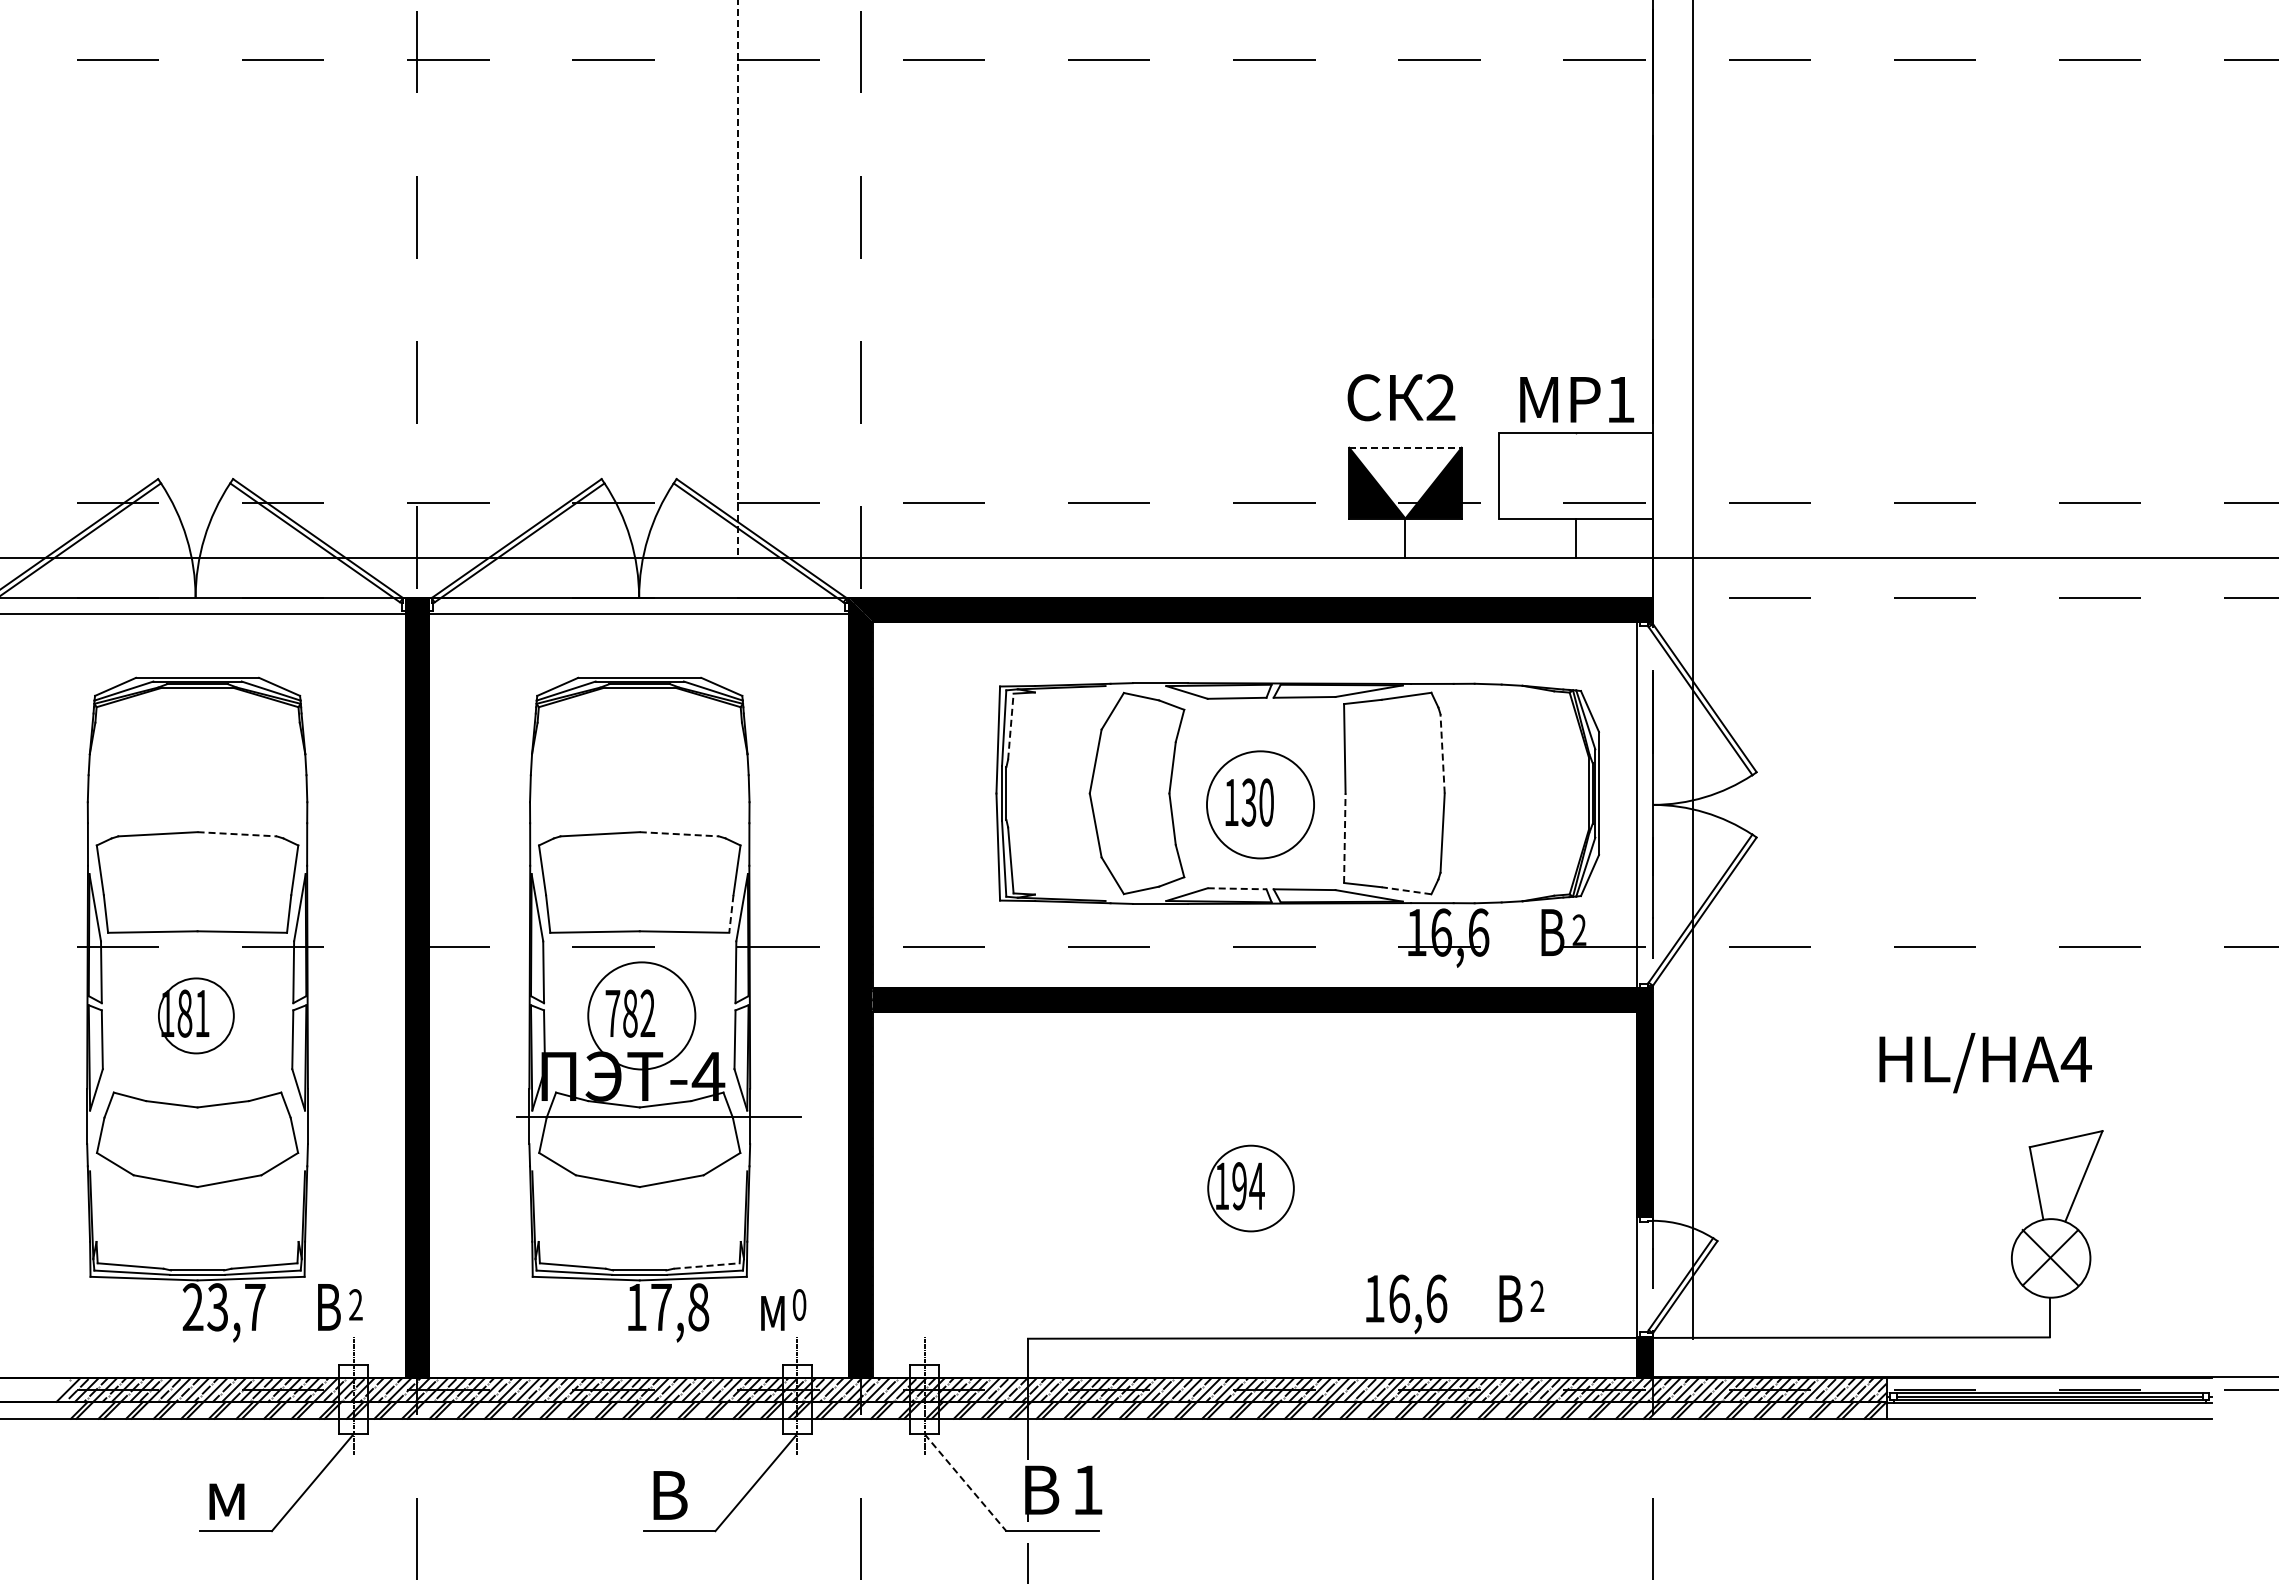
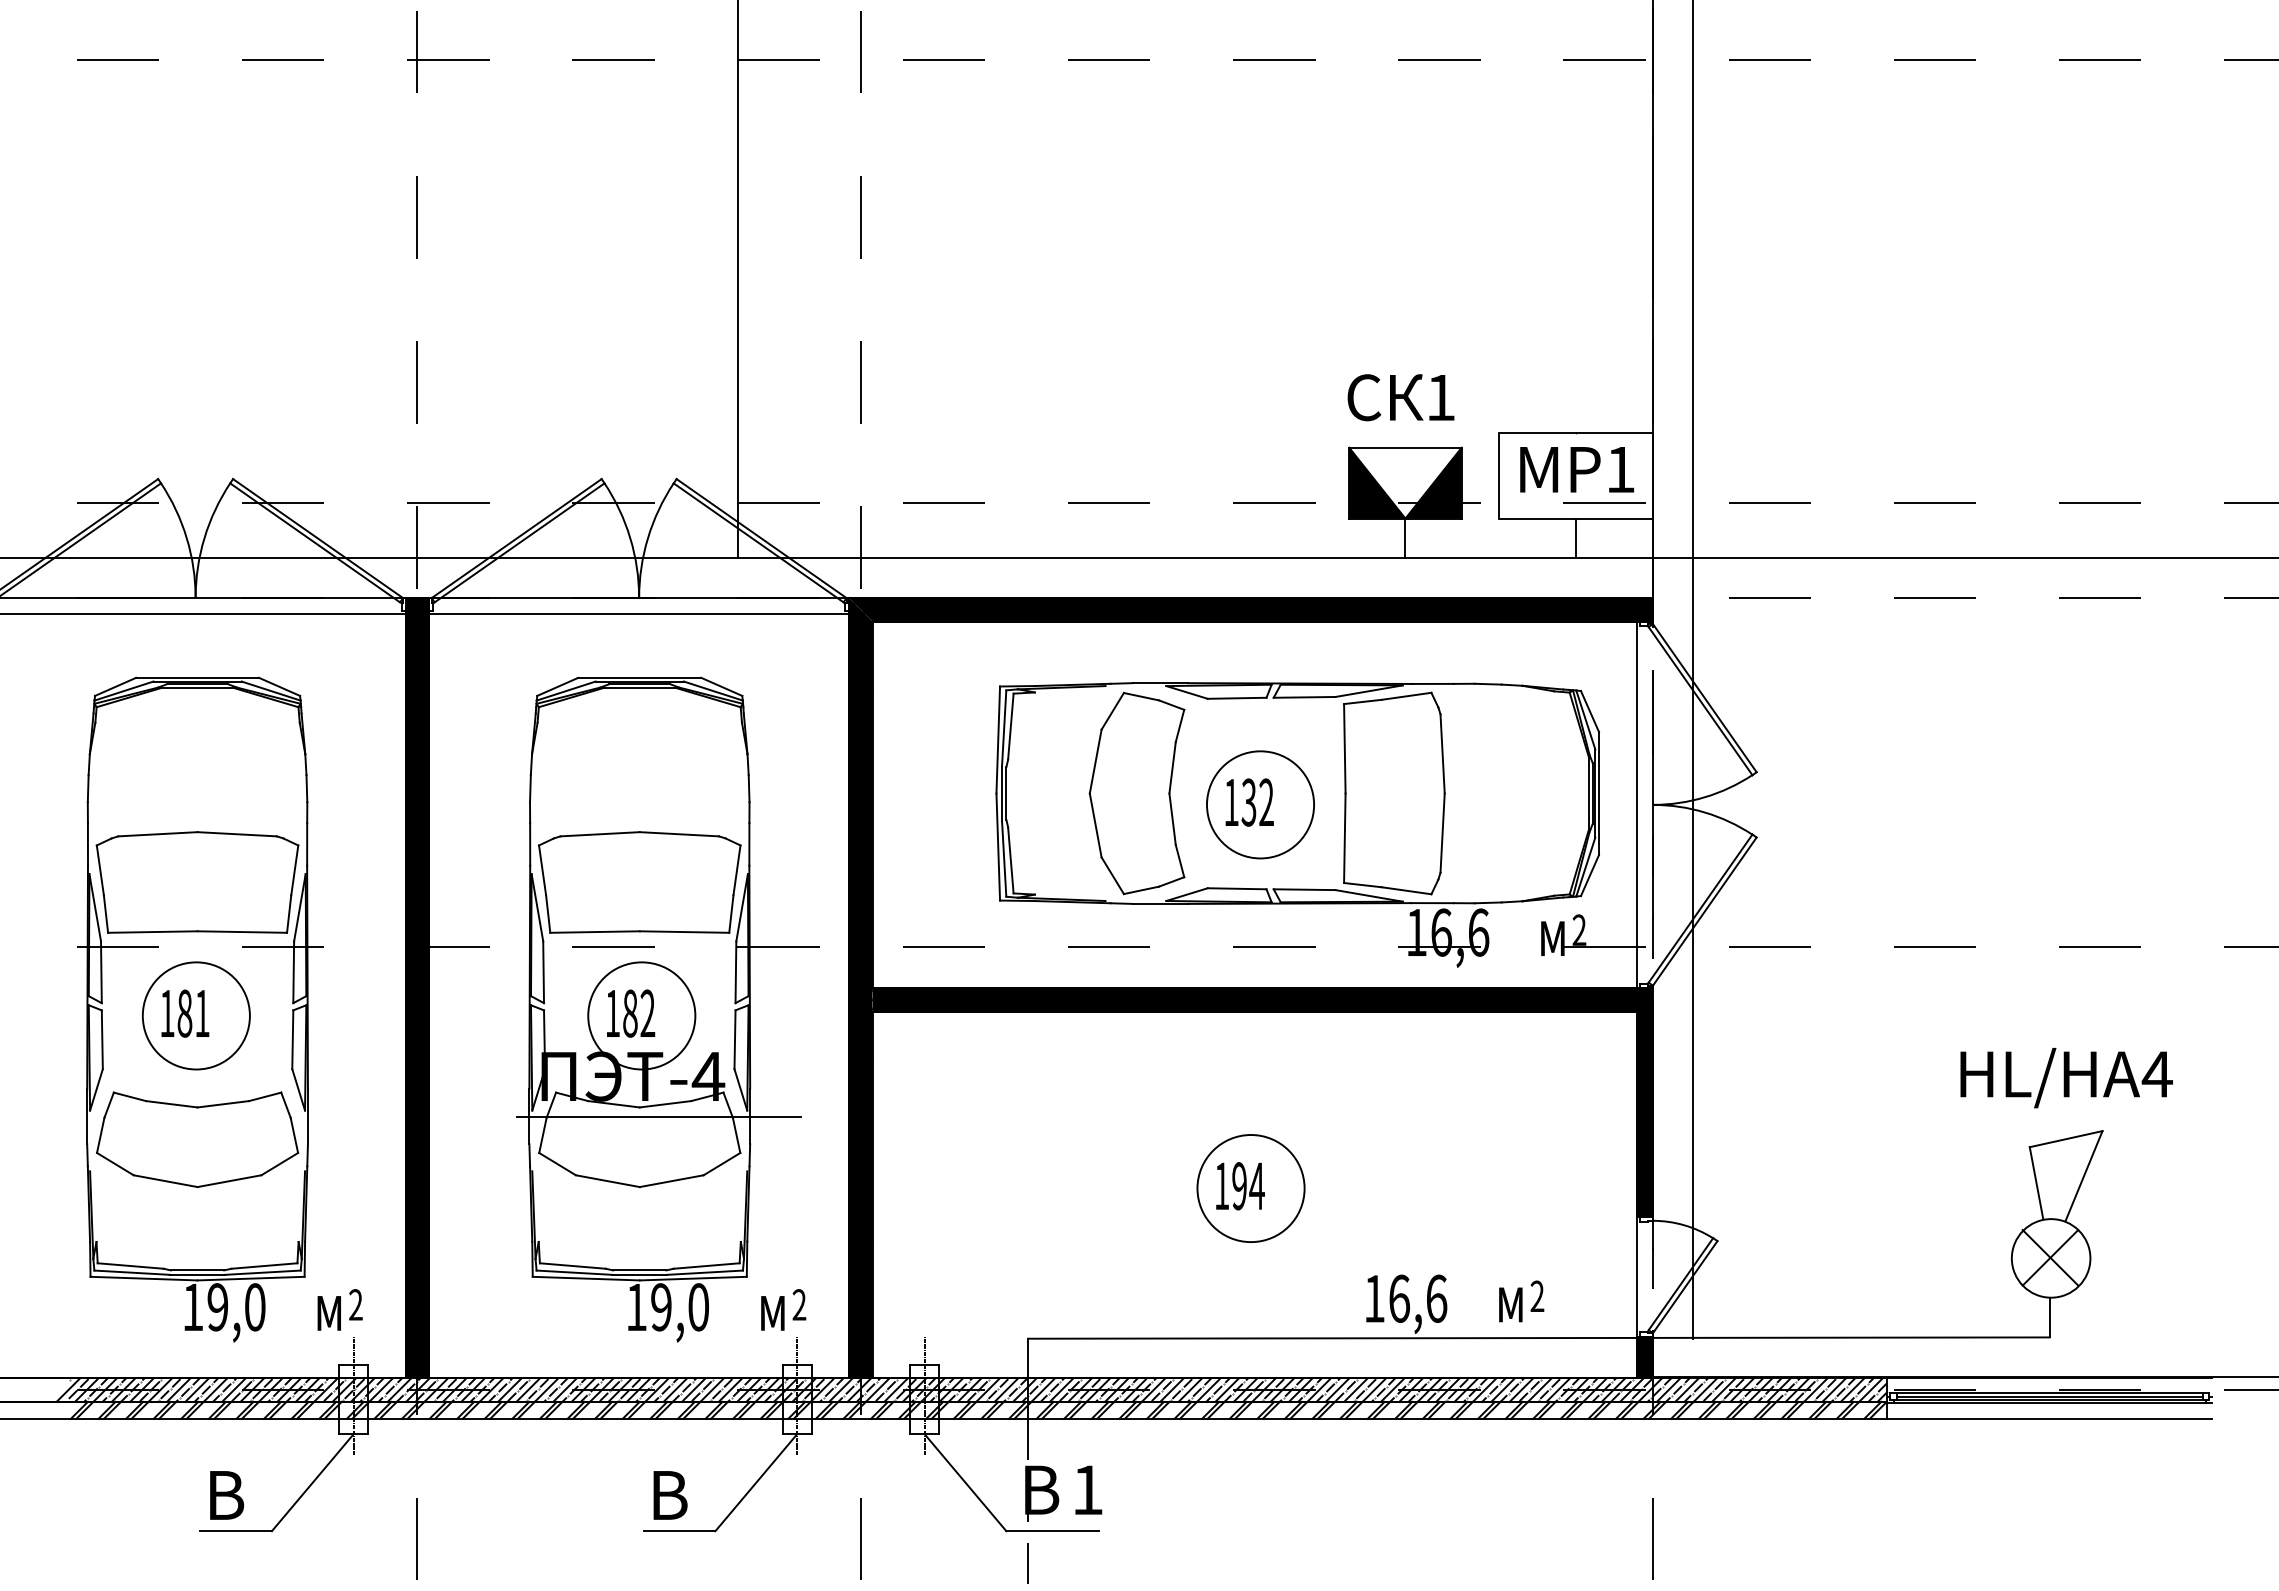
line: dashed -> solid (737, 279)
text: 2 -> 1 (1440, 397)
text position: (1577, 399) -> (1577, 469) (1577, 469)
line: dashed -> solid (1405, 447)
line: dashed -> solid (1010, 726)
line: dashed -> solid (1442, 753)
text: 130 -> 132 (1266, 802)
line: dashed -> solid (237, 834)
line: dashed -> solid (679, 834)
line: dashed -> solid (1344, 838)
line: dashed -> solid (1237, 888)
line: dashed -> solid (1406, 890)
line: dashed -> solid (731, 914)
text: В -> м (1552, 932)
text: 782 -> 182 (612, 1013)
circle diameter: 75 px -> 107 px (195, 1015)
text position: (1985, 1063) -> (2066, 1078) (2066, 1078)
circle diameter: 86 px -> 107 px (1250, 1188)
line: dashed -> solid (707, 1265)
text: В -> м (1510, 1298)
text: 0 -> 2 (799, 1304)
text: 23,7 -> 19,0 (223, 1307)
text: В -> м (328, 1307)
text: 17,8 -> 19,0 (680, 1307)
line: dashed -> solid (965, 1483)
text: м -> В (226, 1495)
